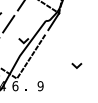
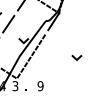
line position: (75, 65) -> (75, 57) (75, 57)
text: 6 -> 3 (15, 86)
